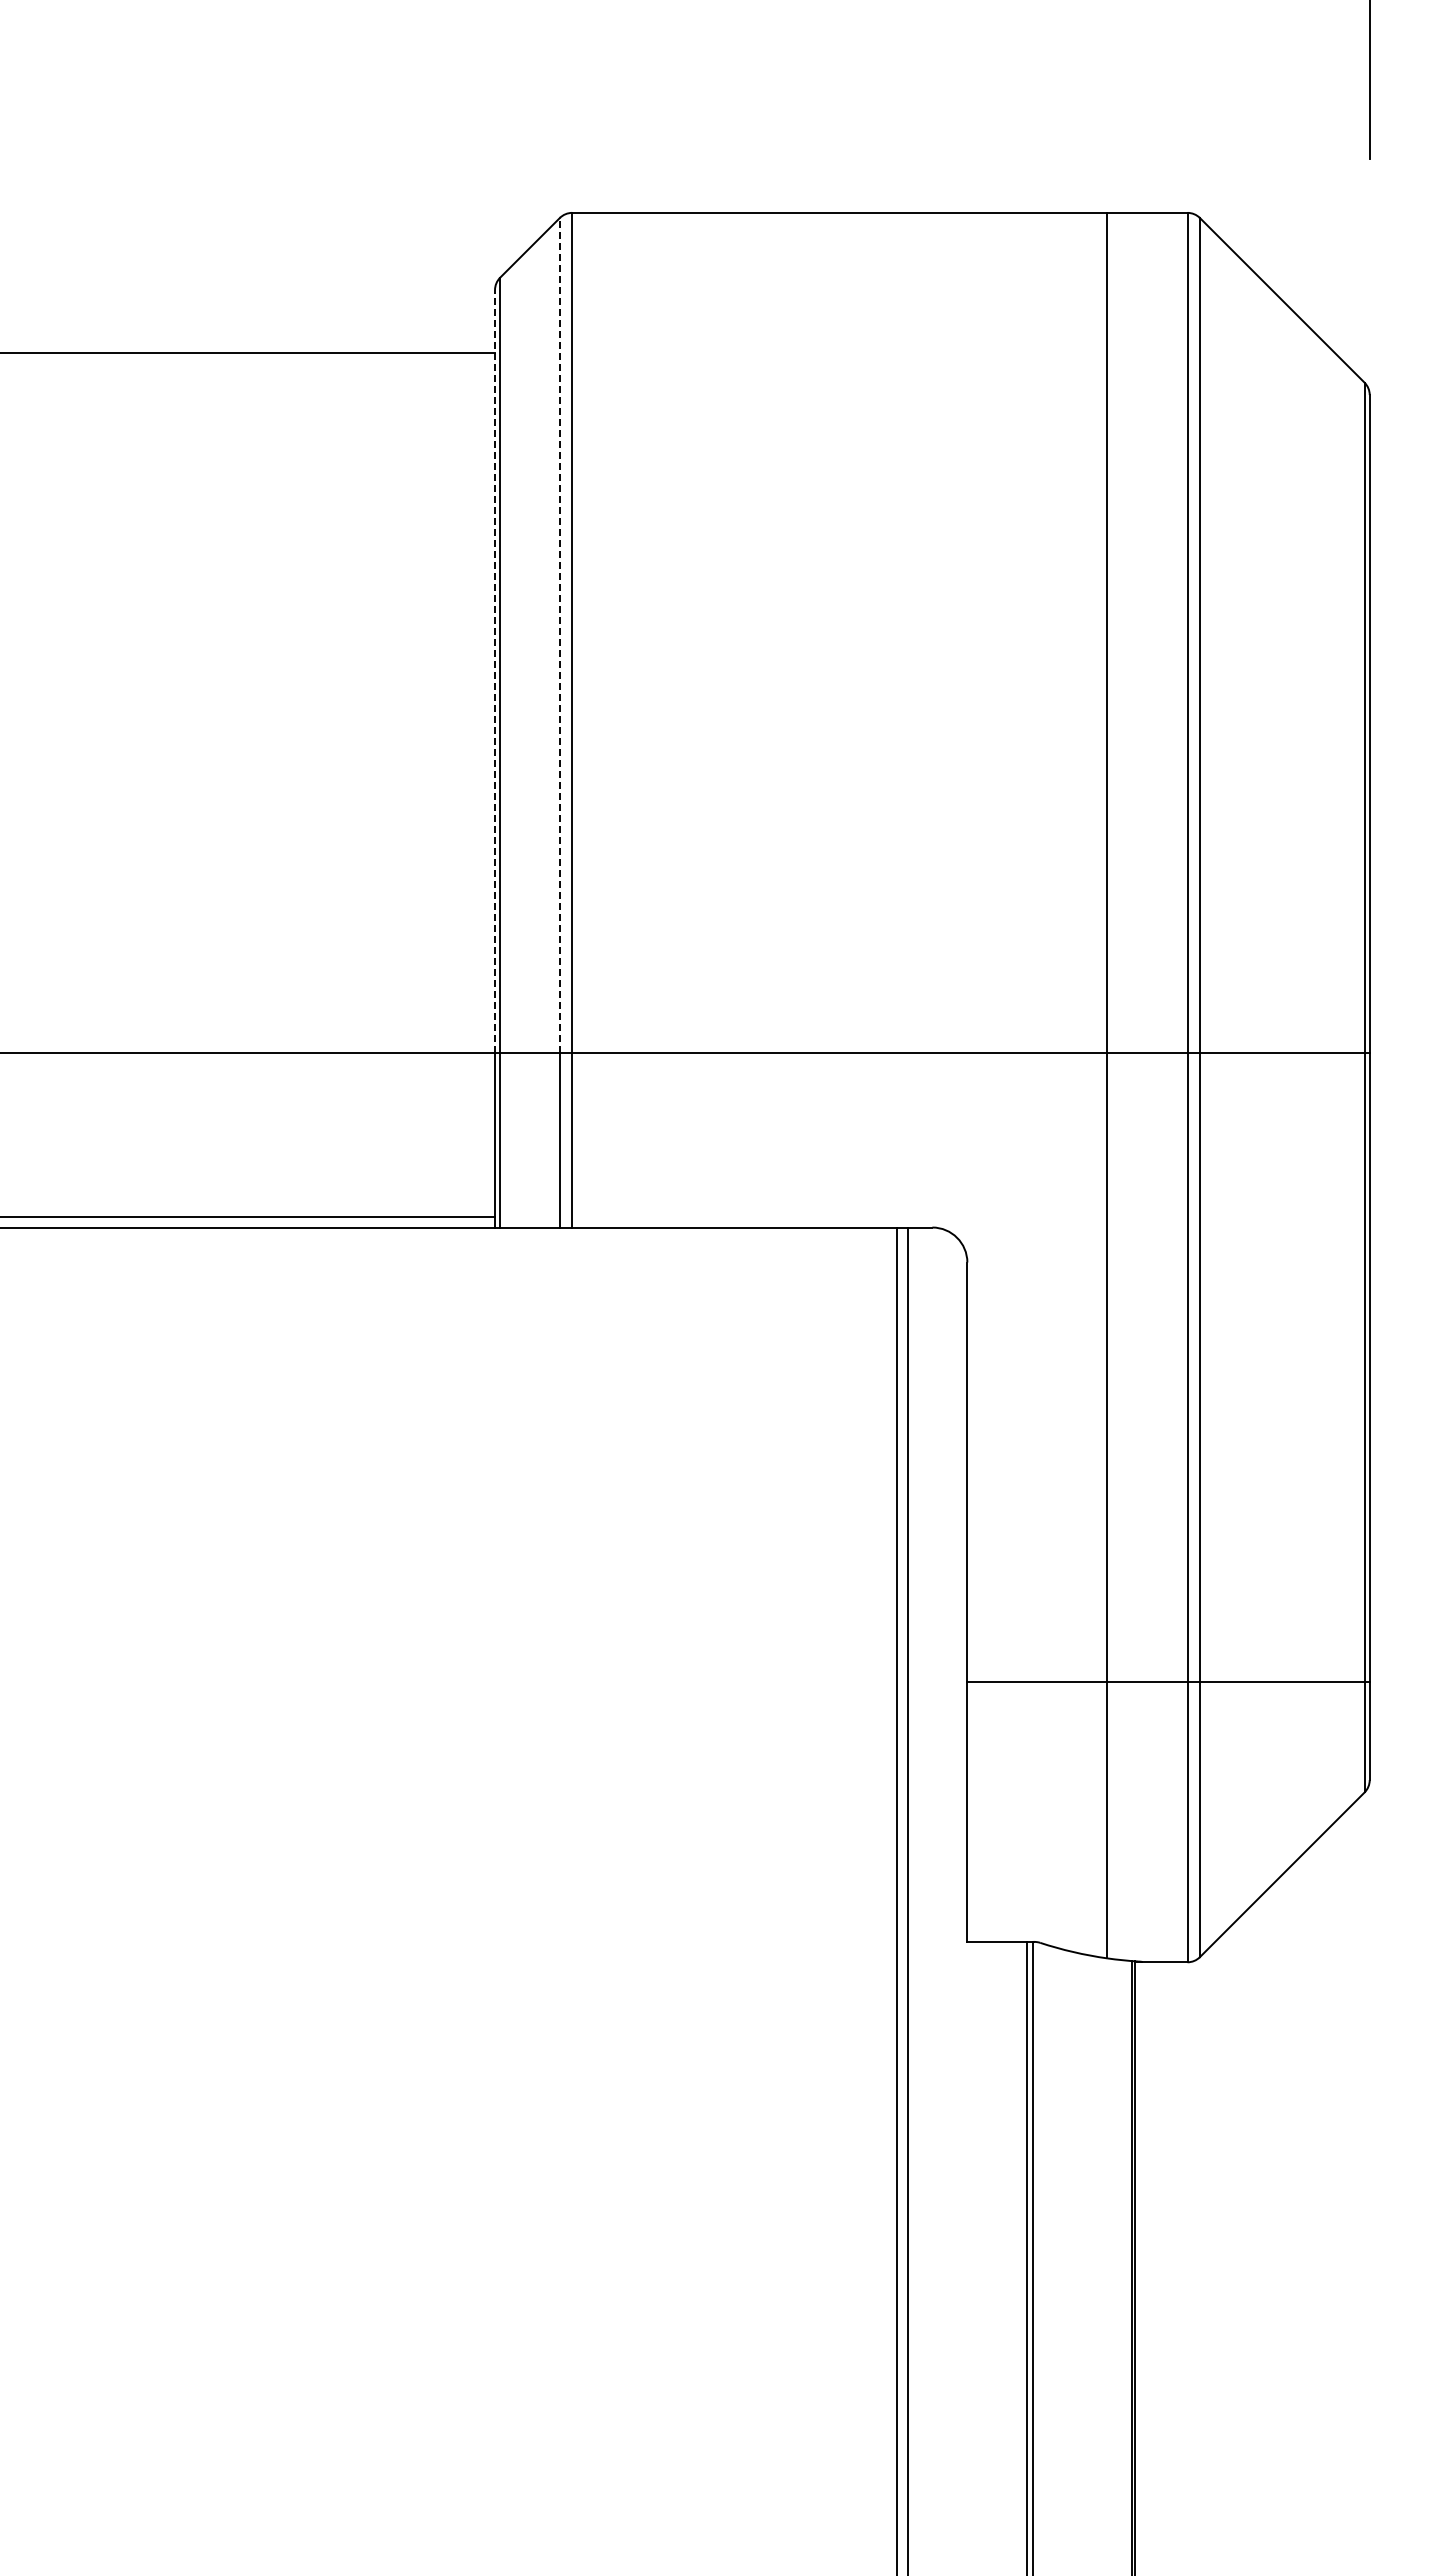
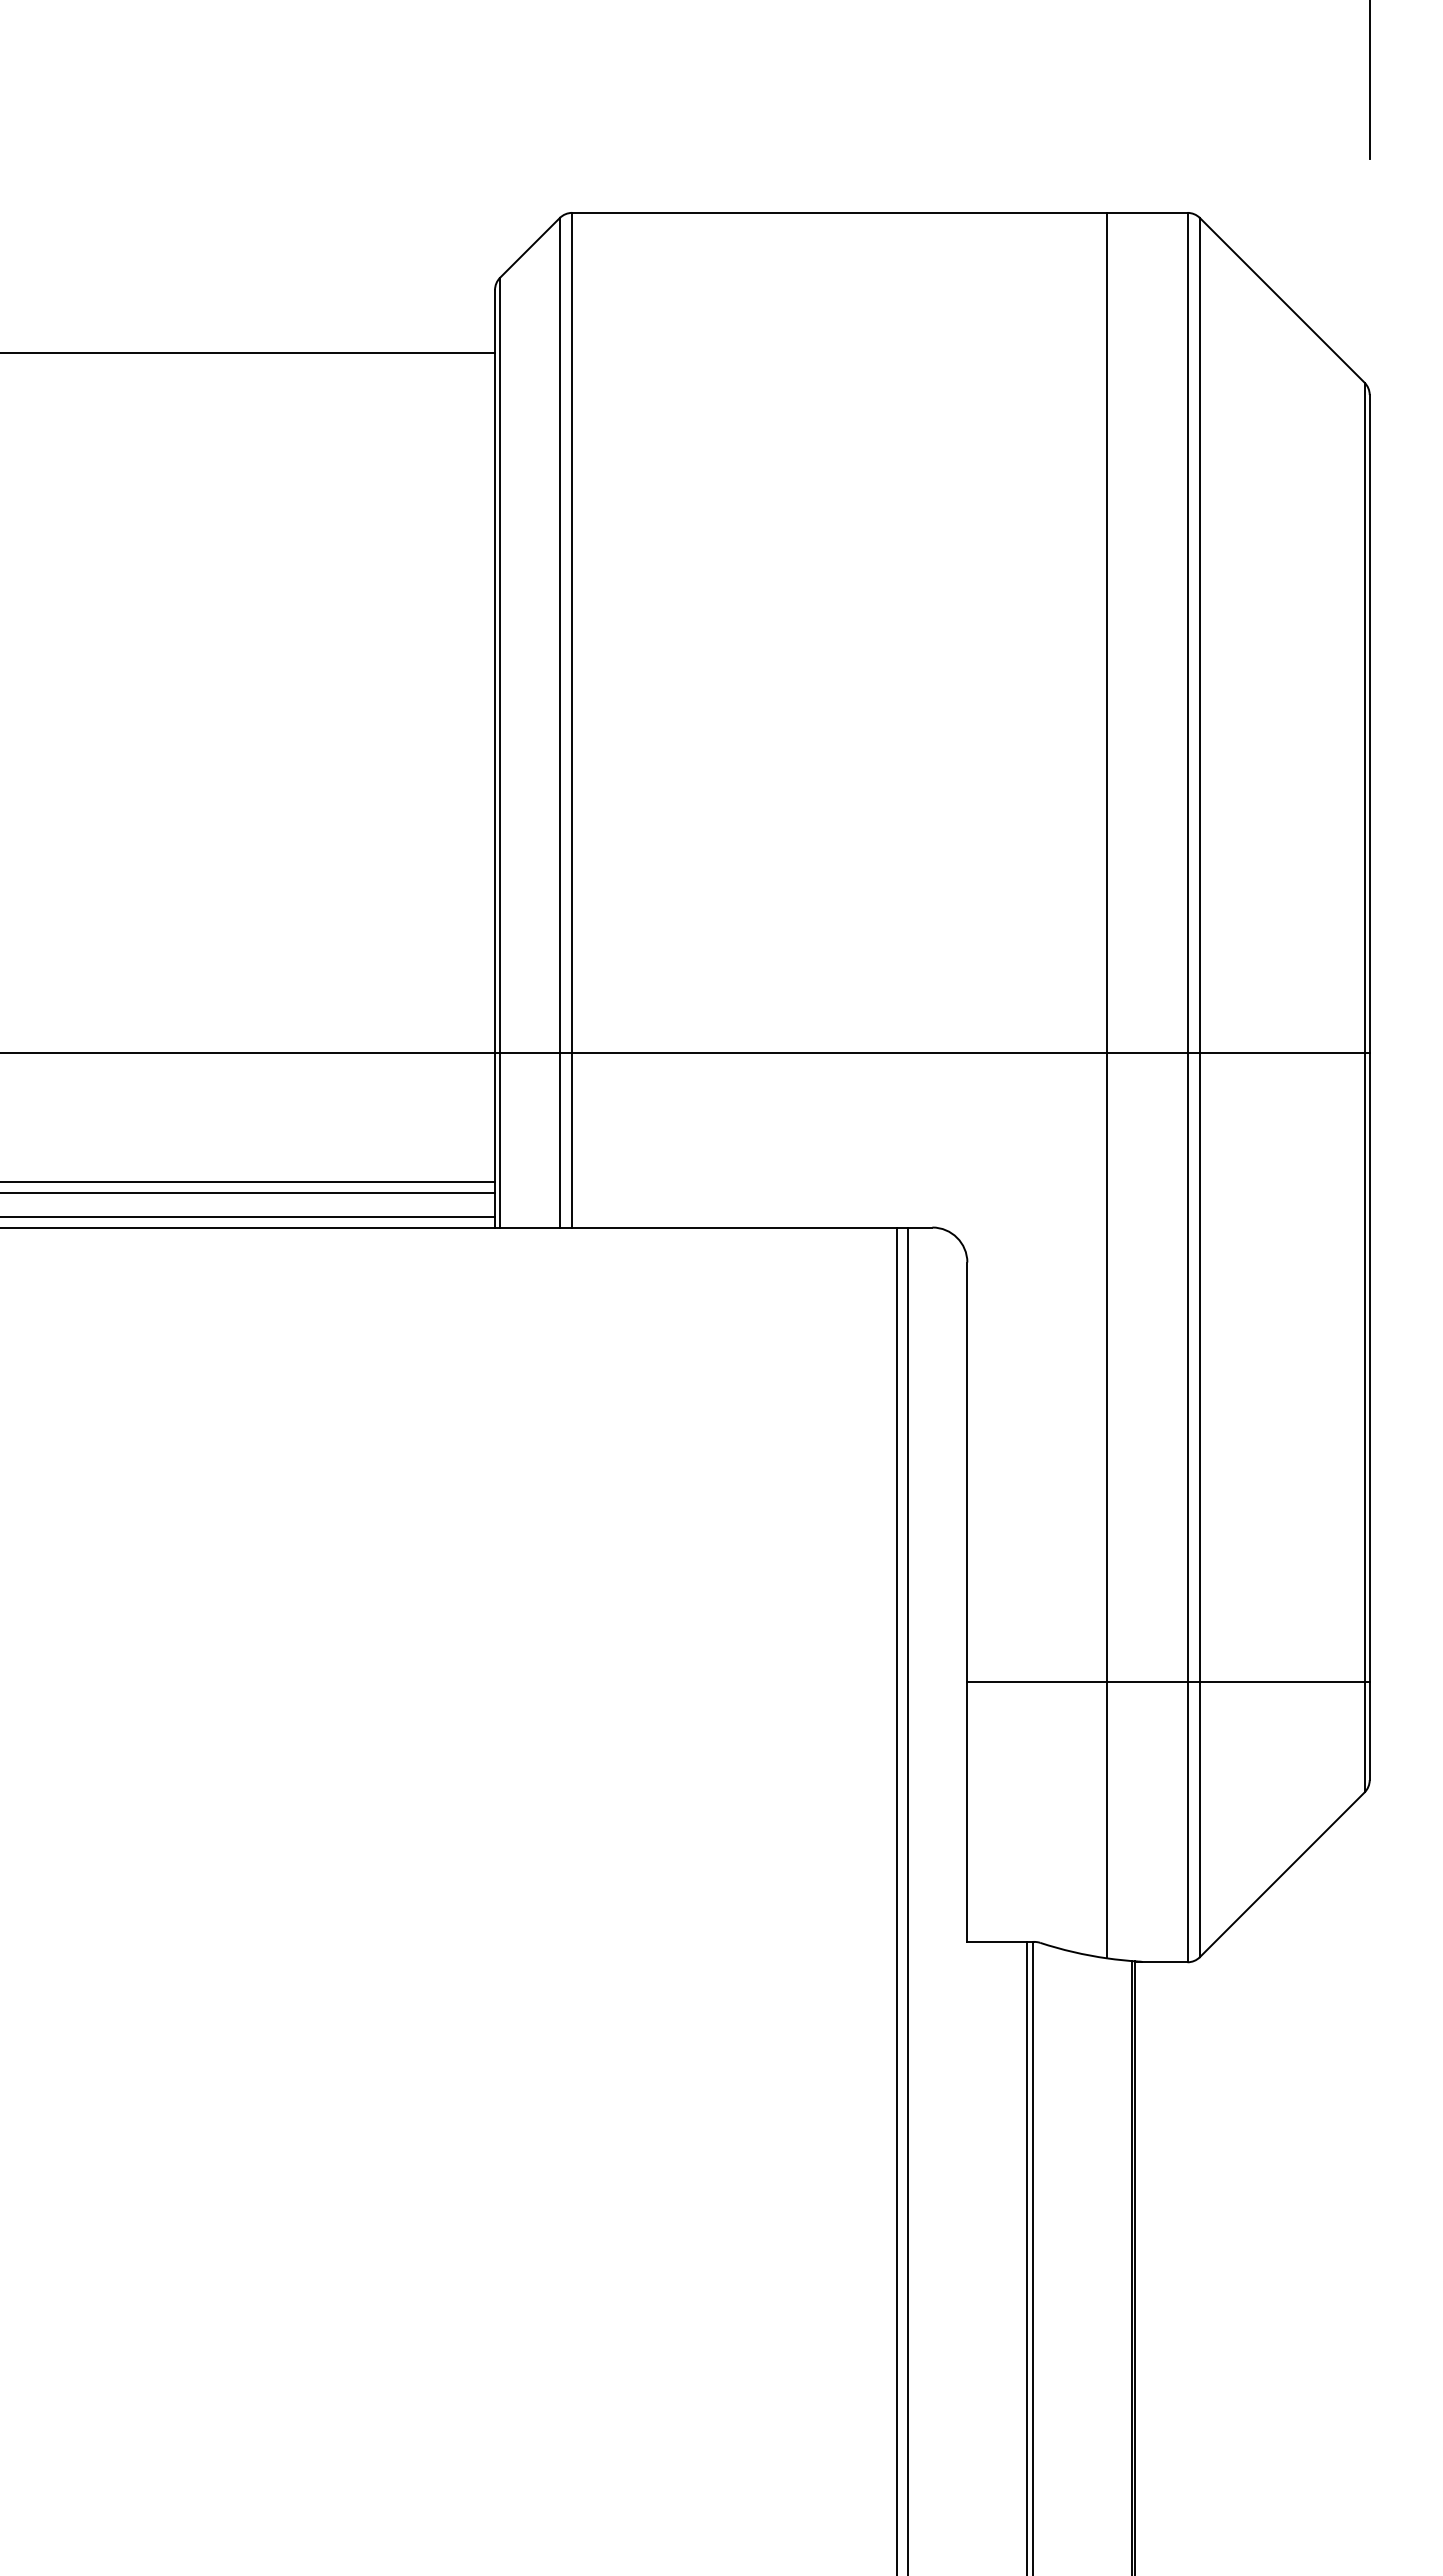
line: dashed -> solid (559, 634)
line: dashed -> solid (495, 670)
line: none -> present (248, 1182)
line: none -> present (248, 1192)
